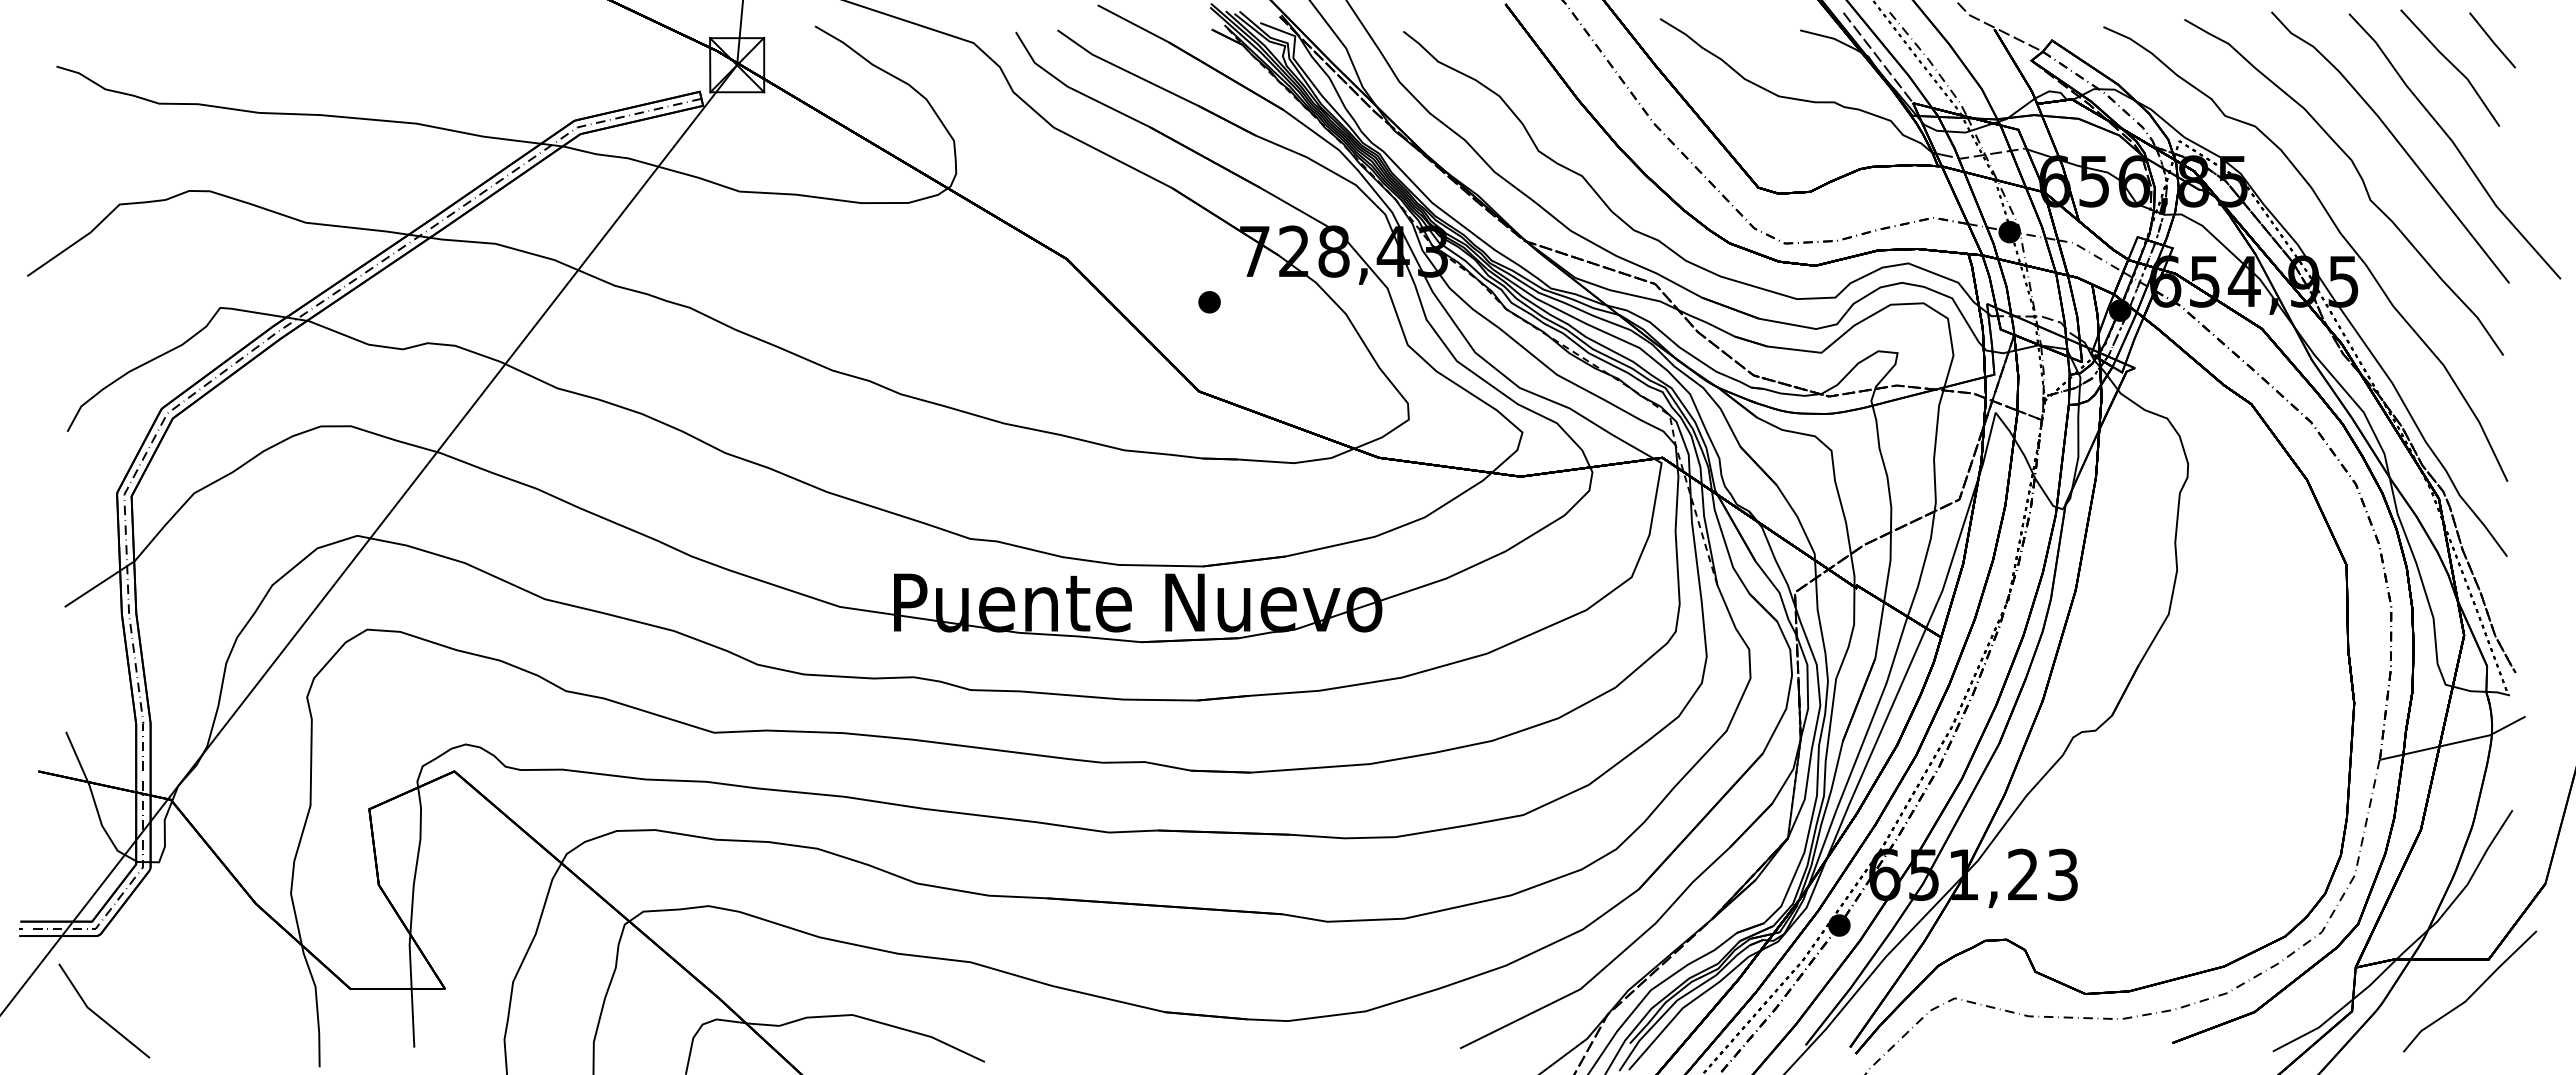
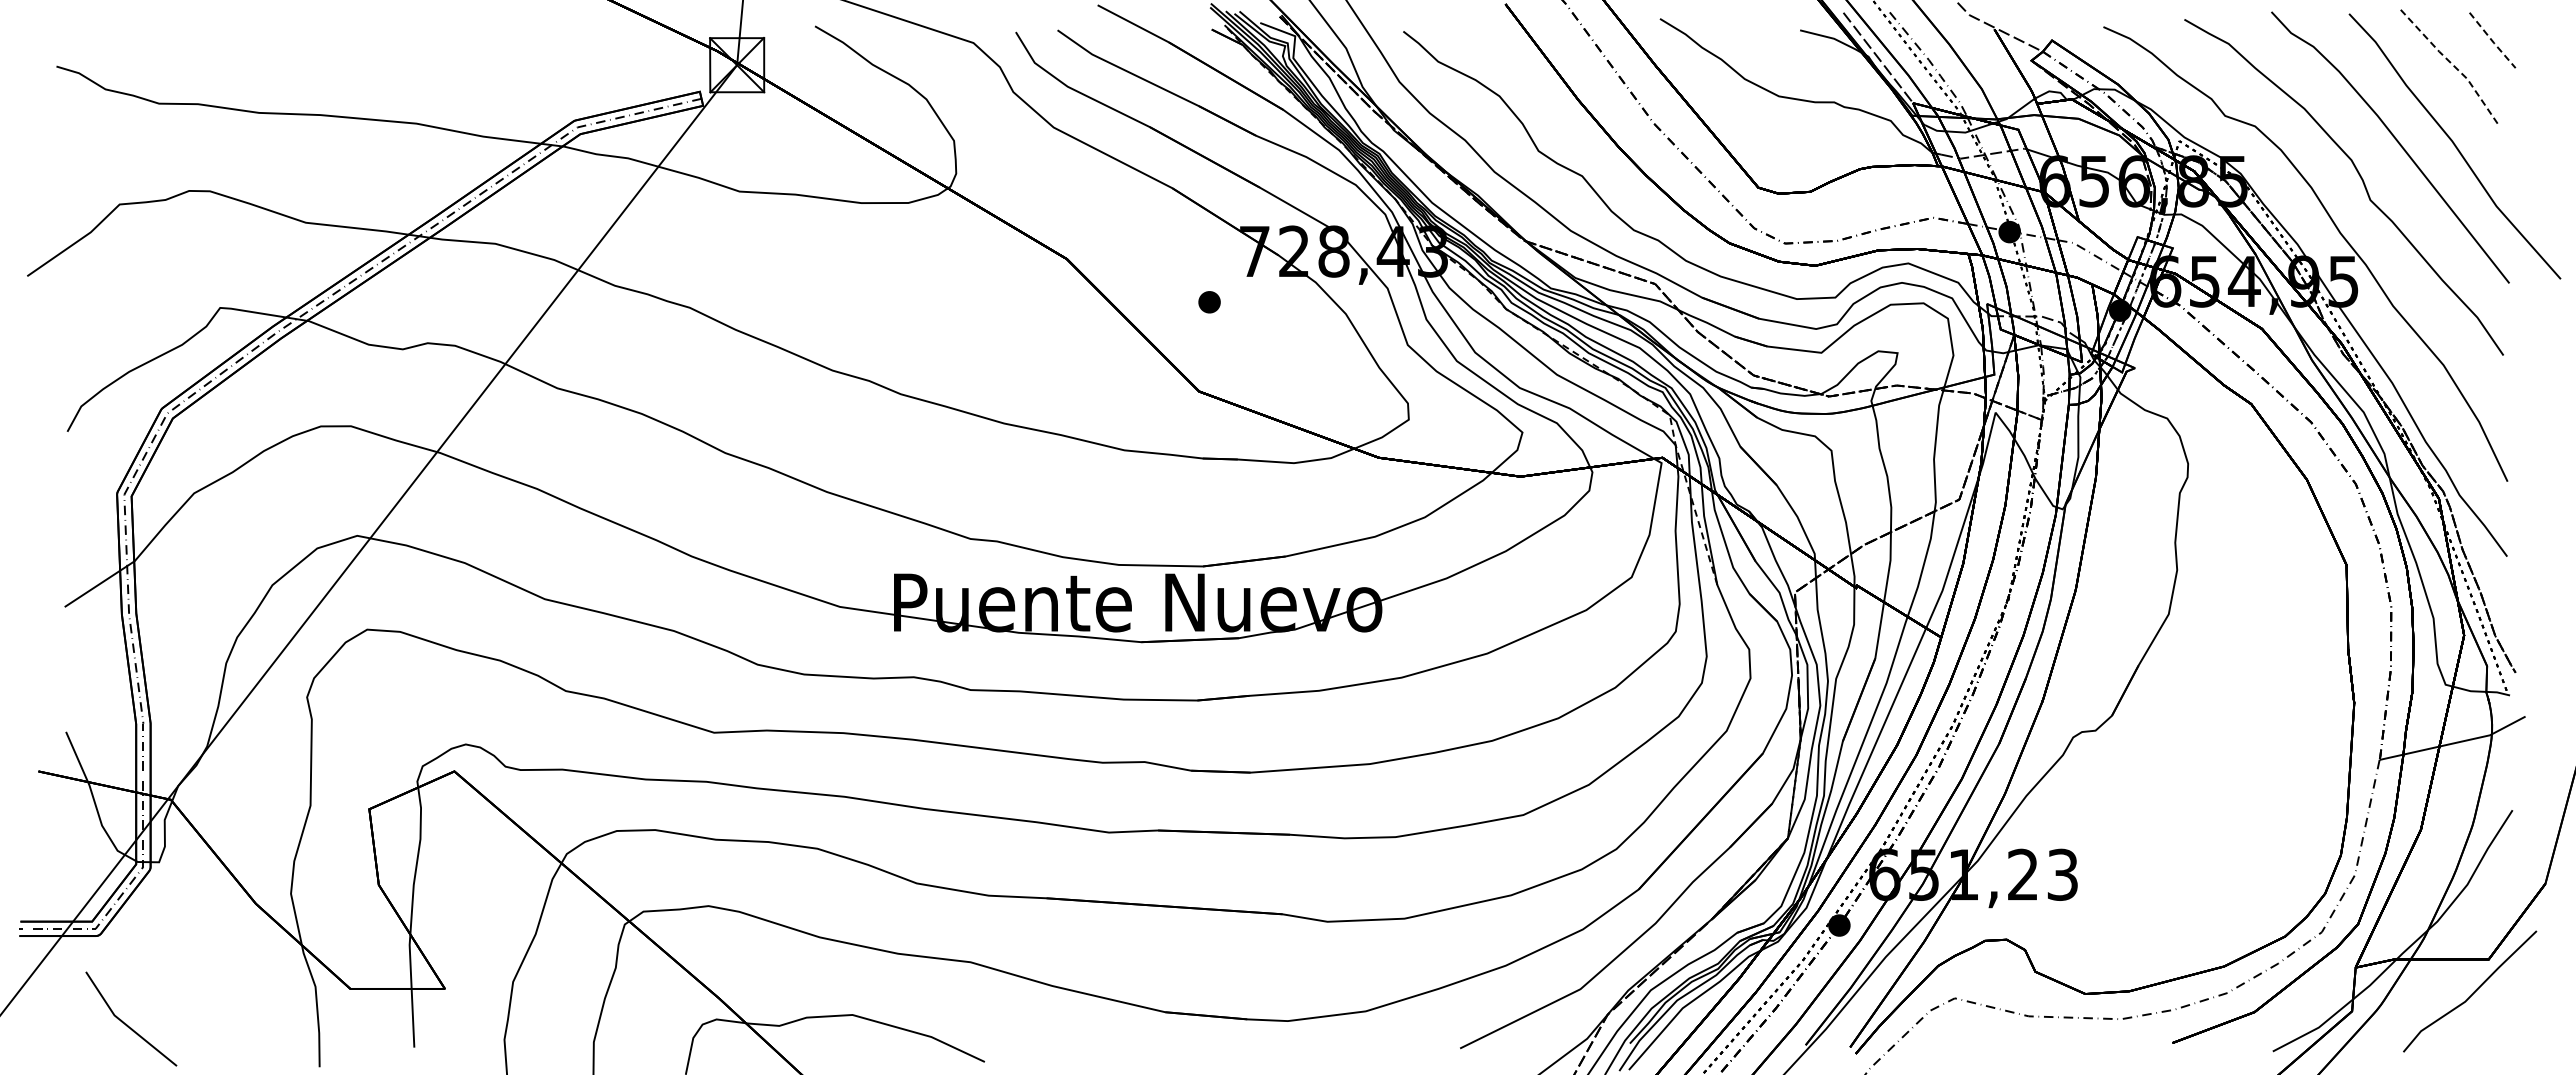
line: solid -> dashed (2492, 40)
line: solid -> dashed (2454, 66)
line position: (99, 1015) -> (126, 1023) (126, 1023)
